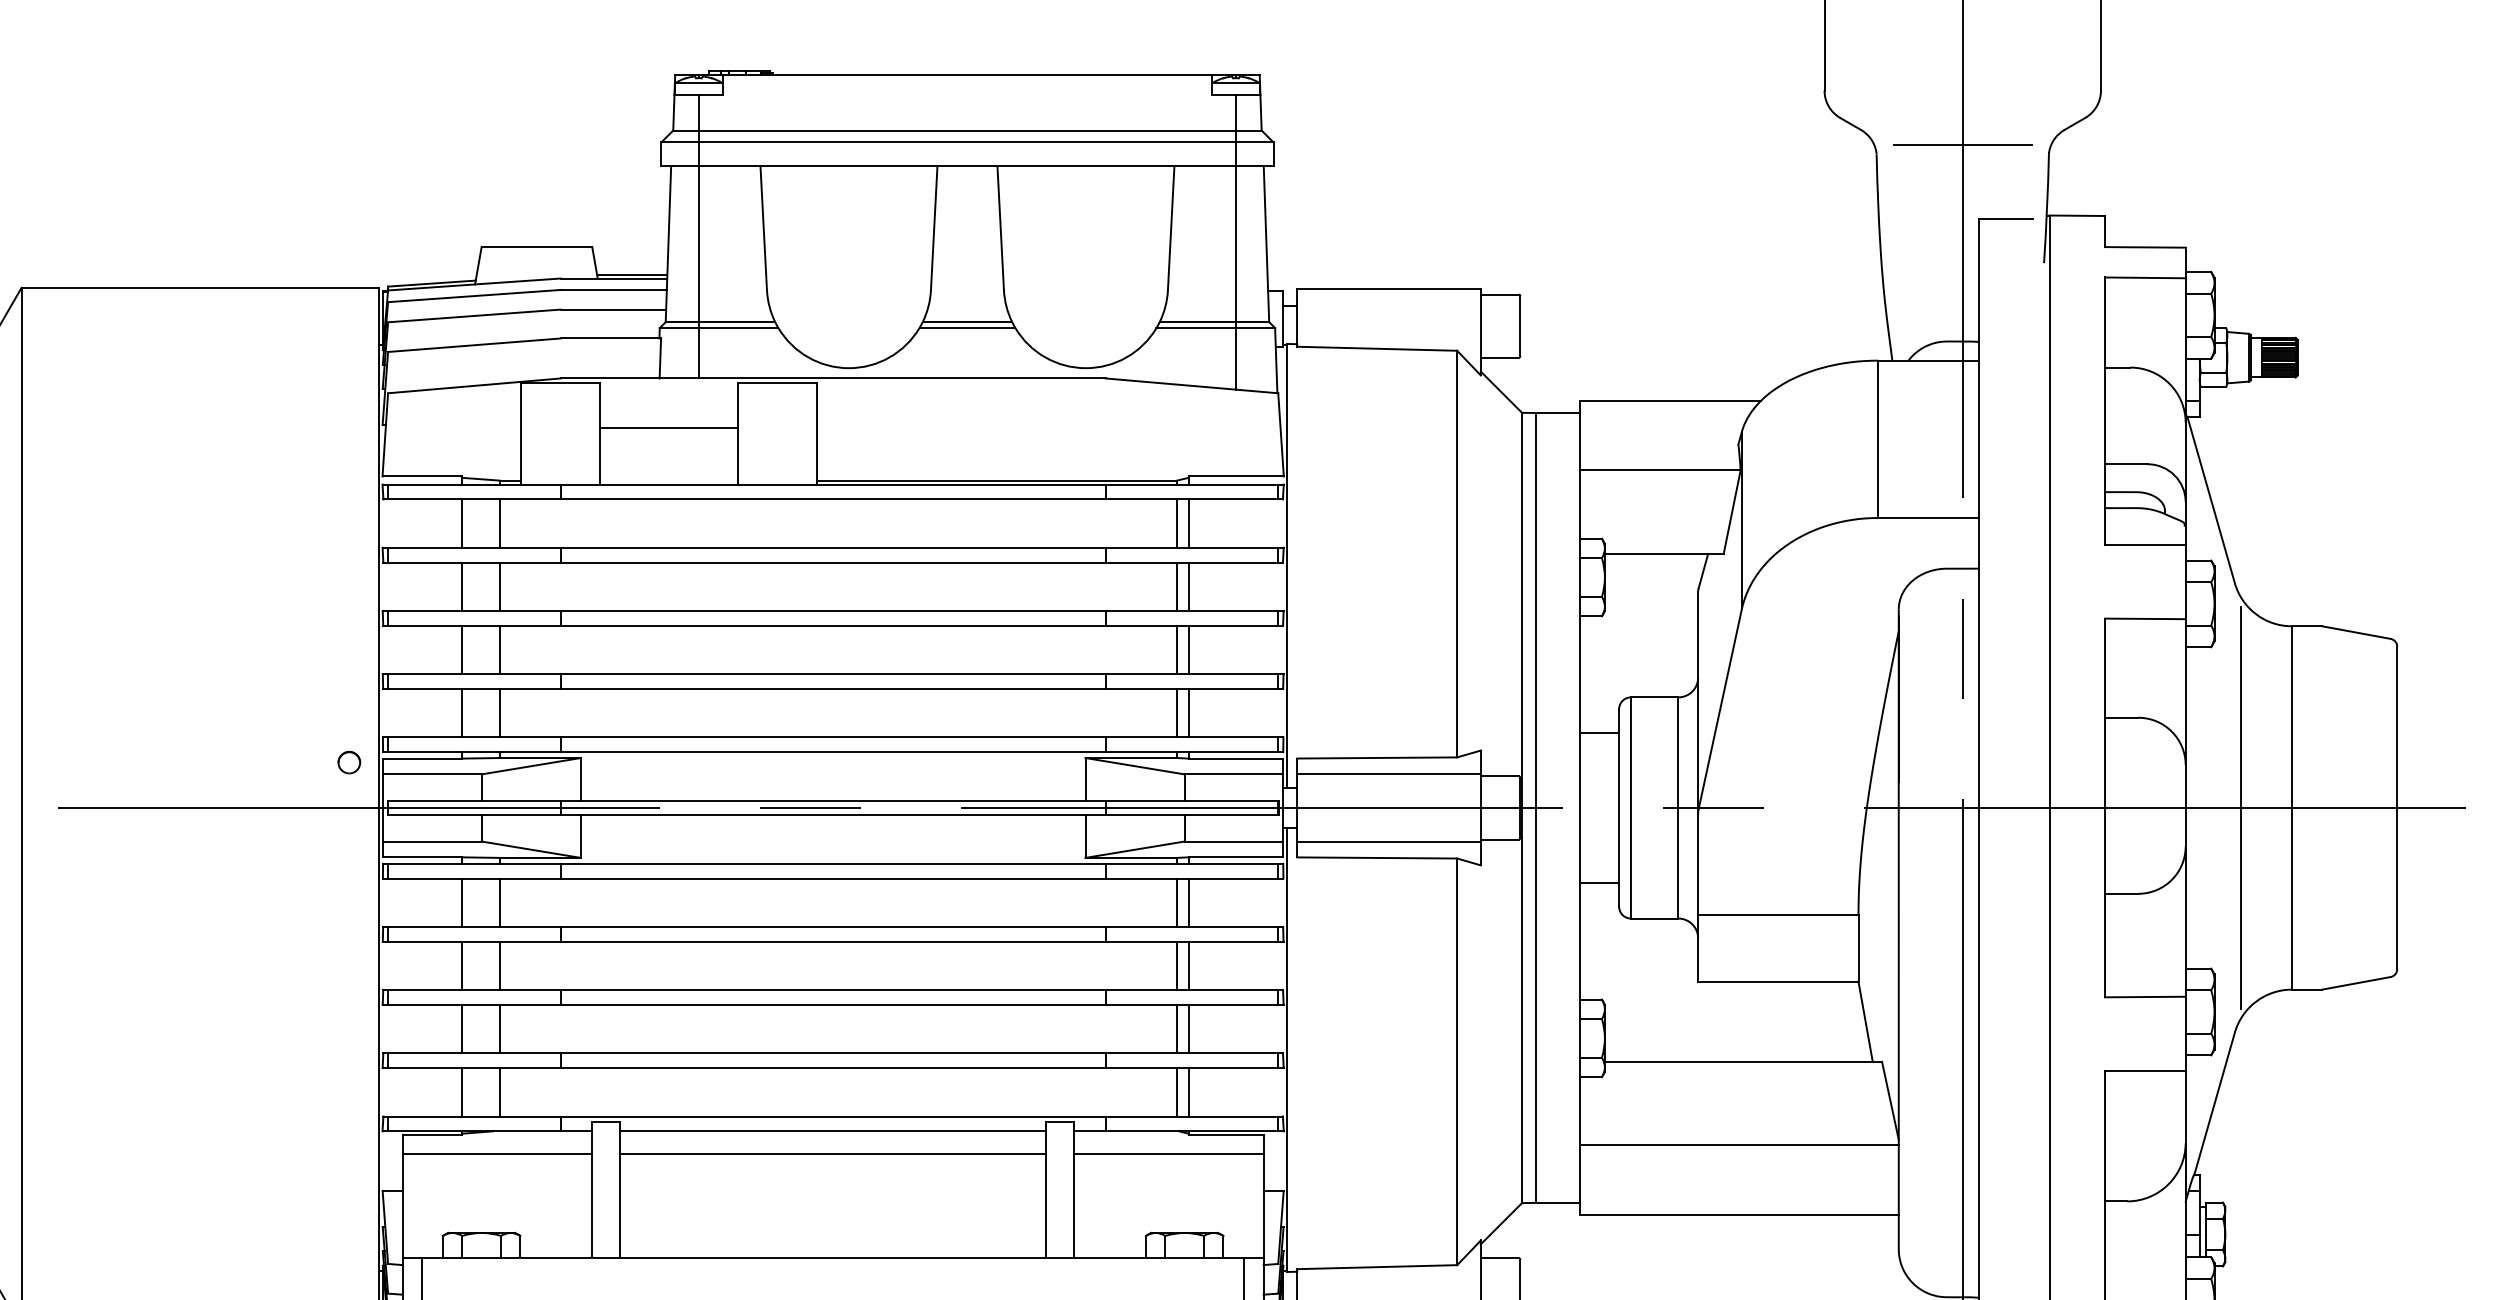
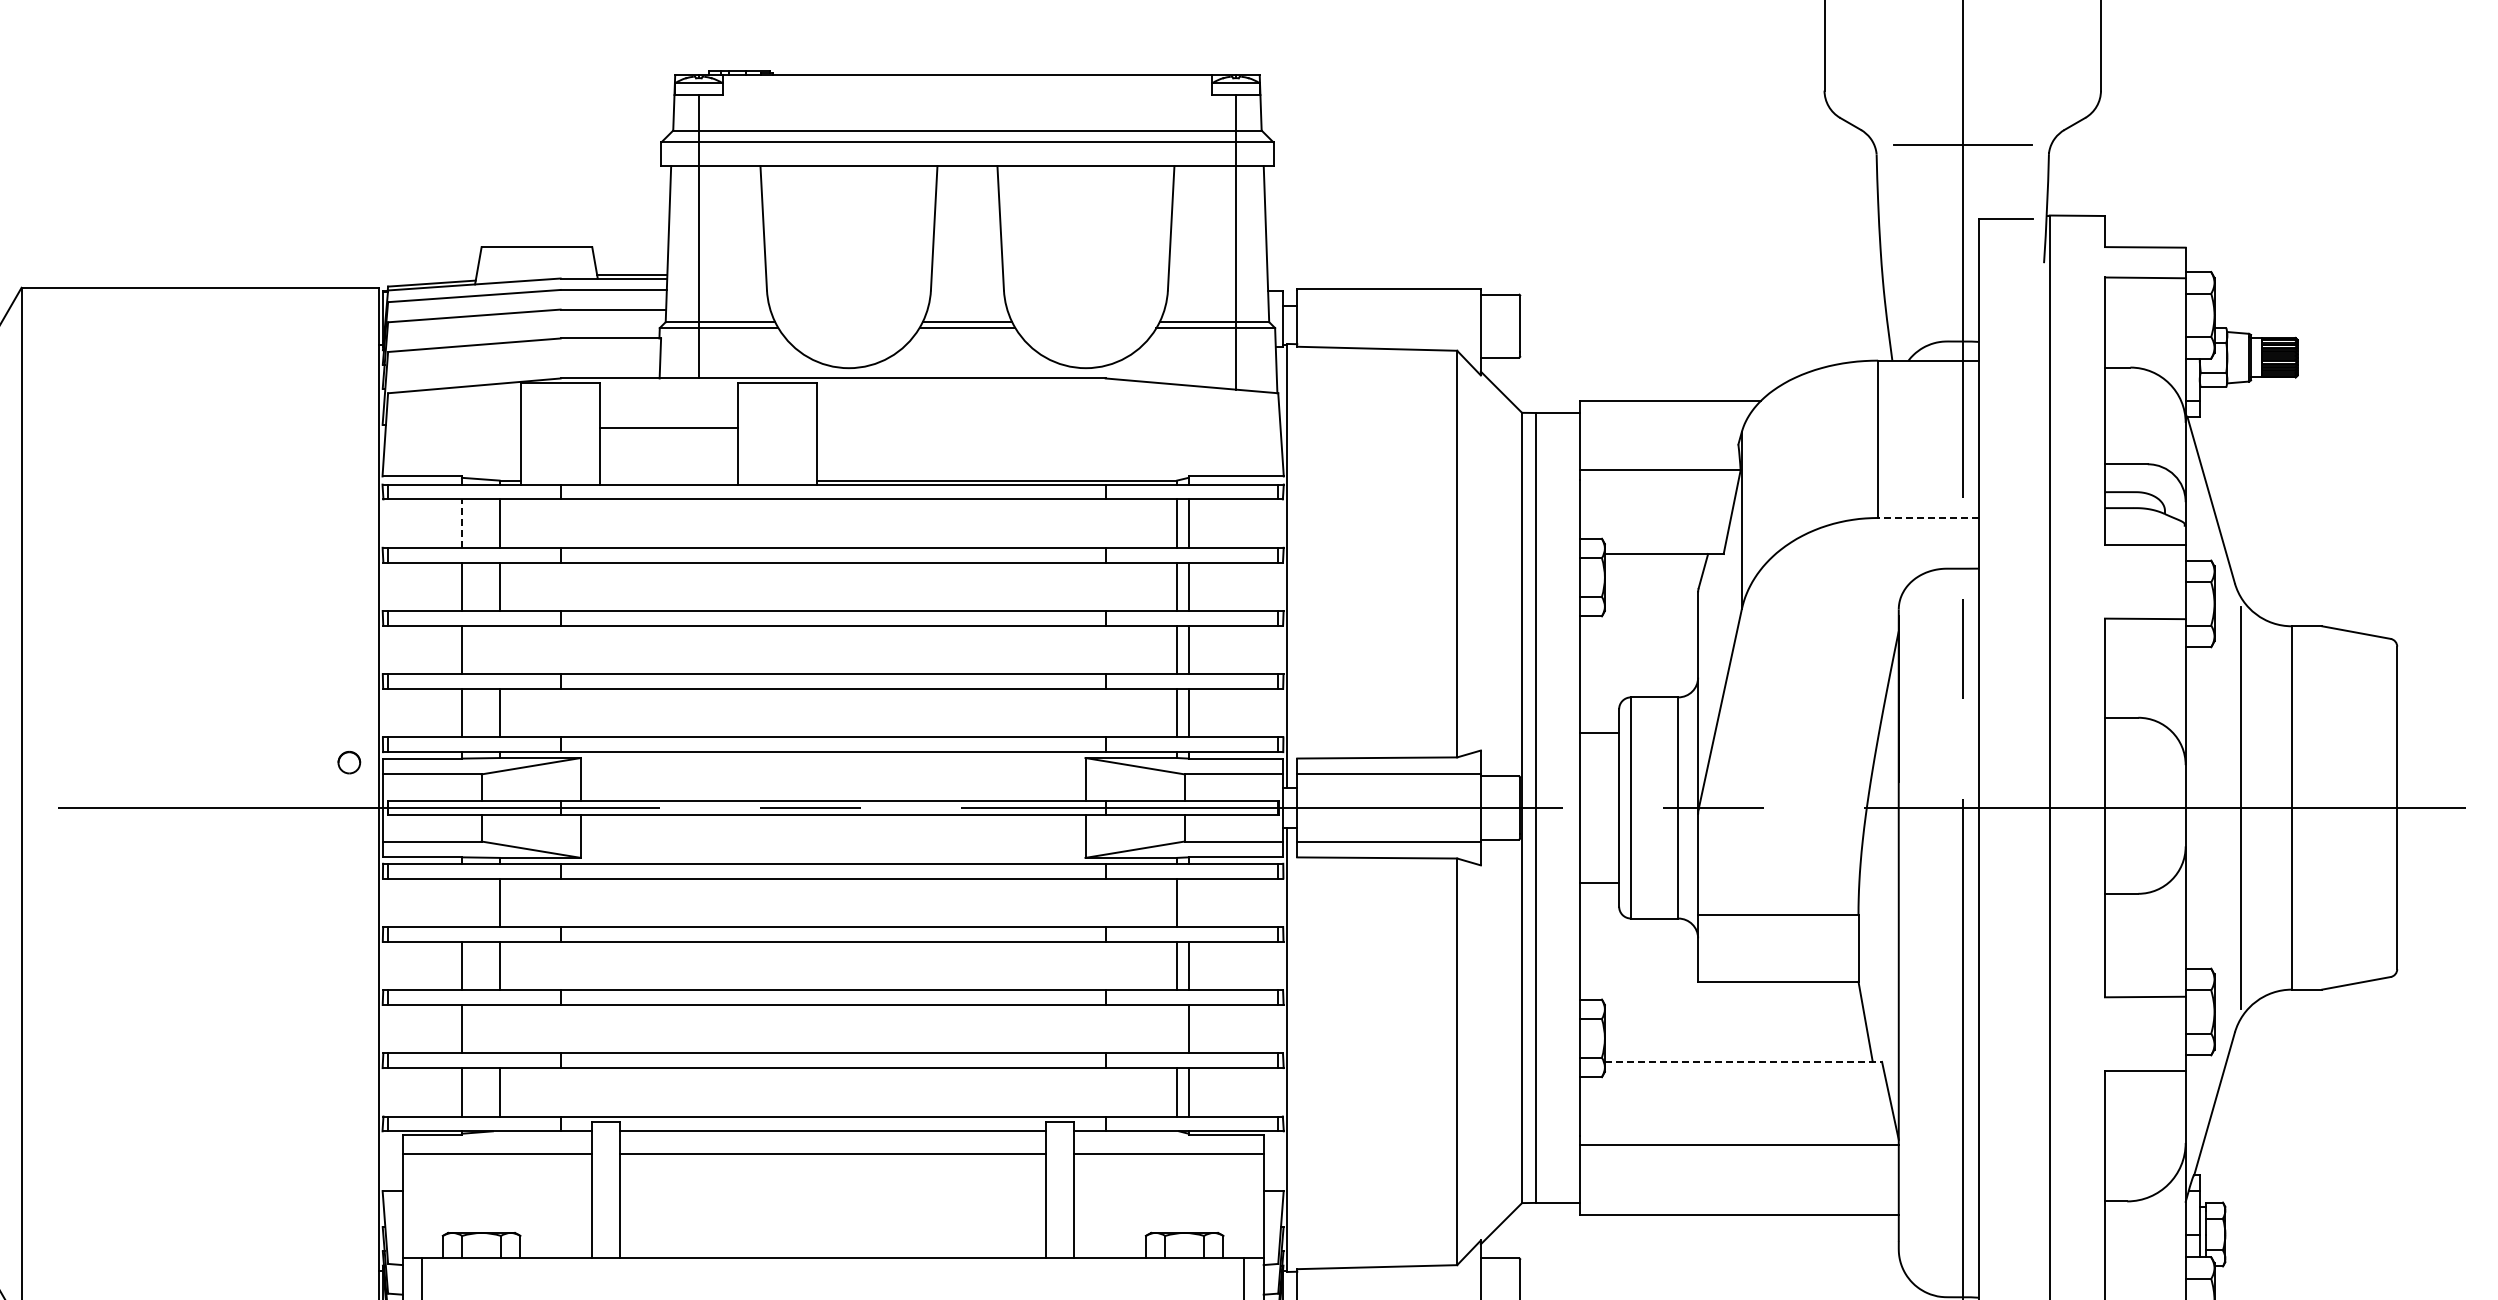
line: solid -> dashed (1927, 517)
line: solid -> dashed (461, 523)
line: present -> none (499, 649)
line: present -> none (461, 902)
line: present -> none (1188, 902)
line: present -> none (499, 1028)
line: present -> none (1177, 1028)
line: solid -> dashed (1743, 1061)
